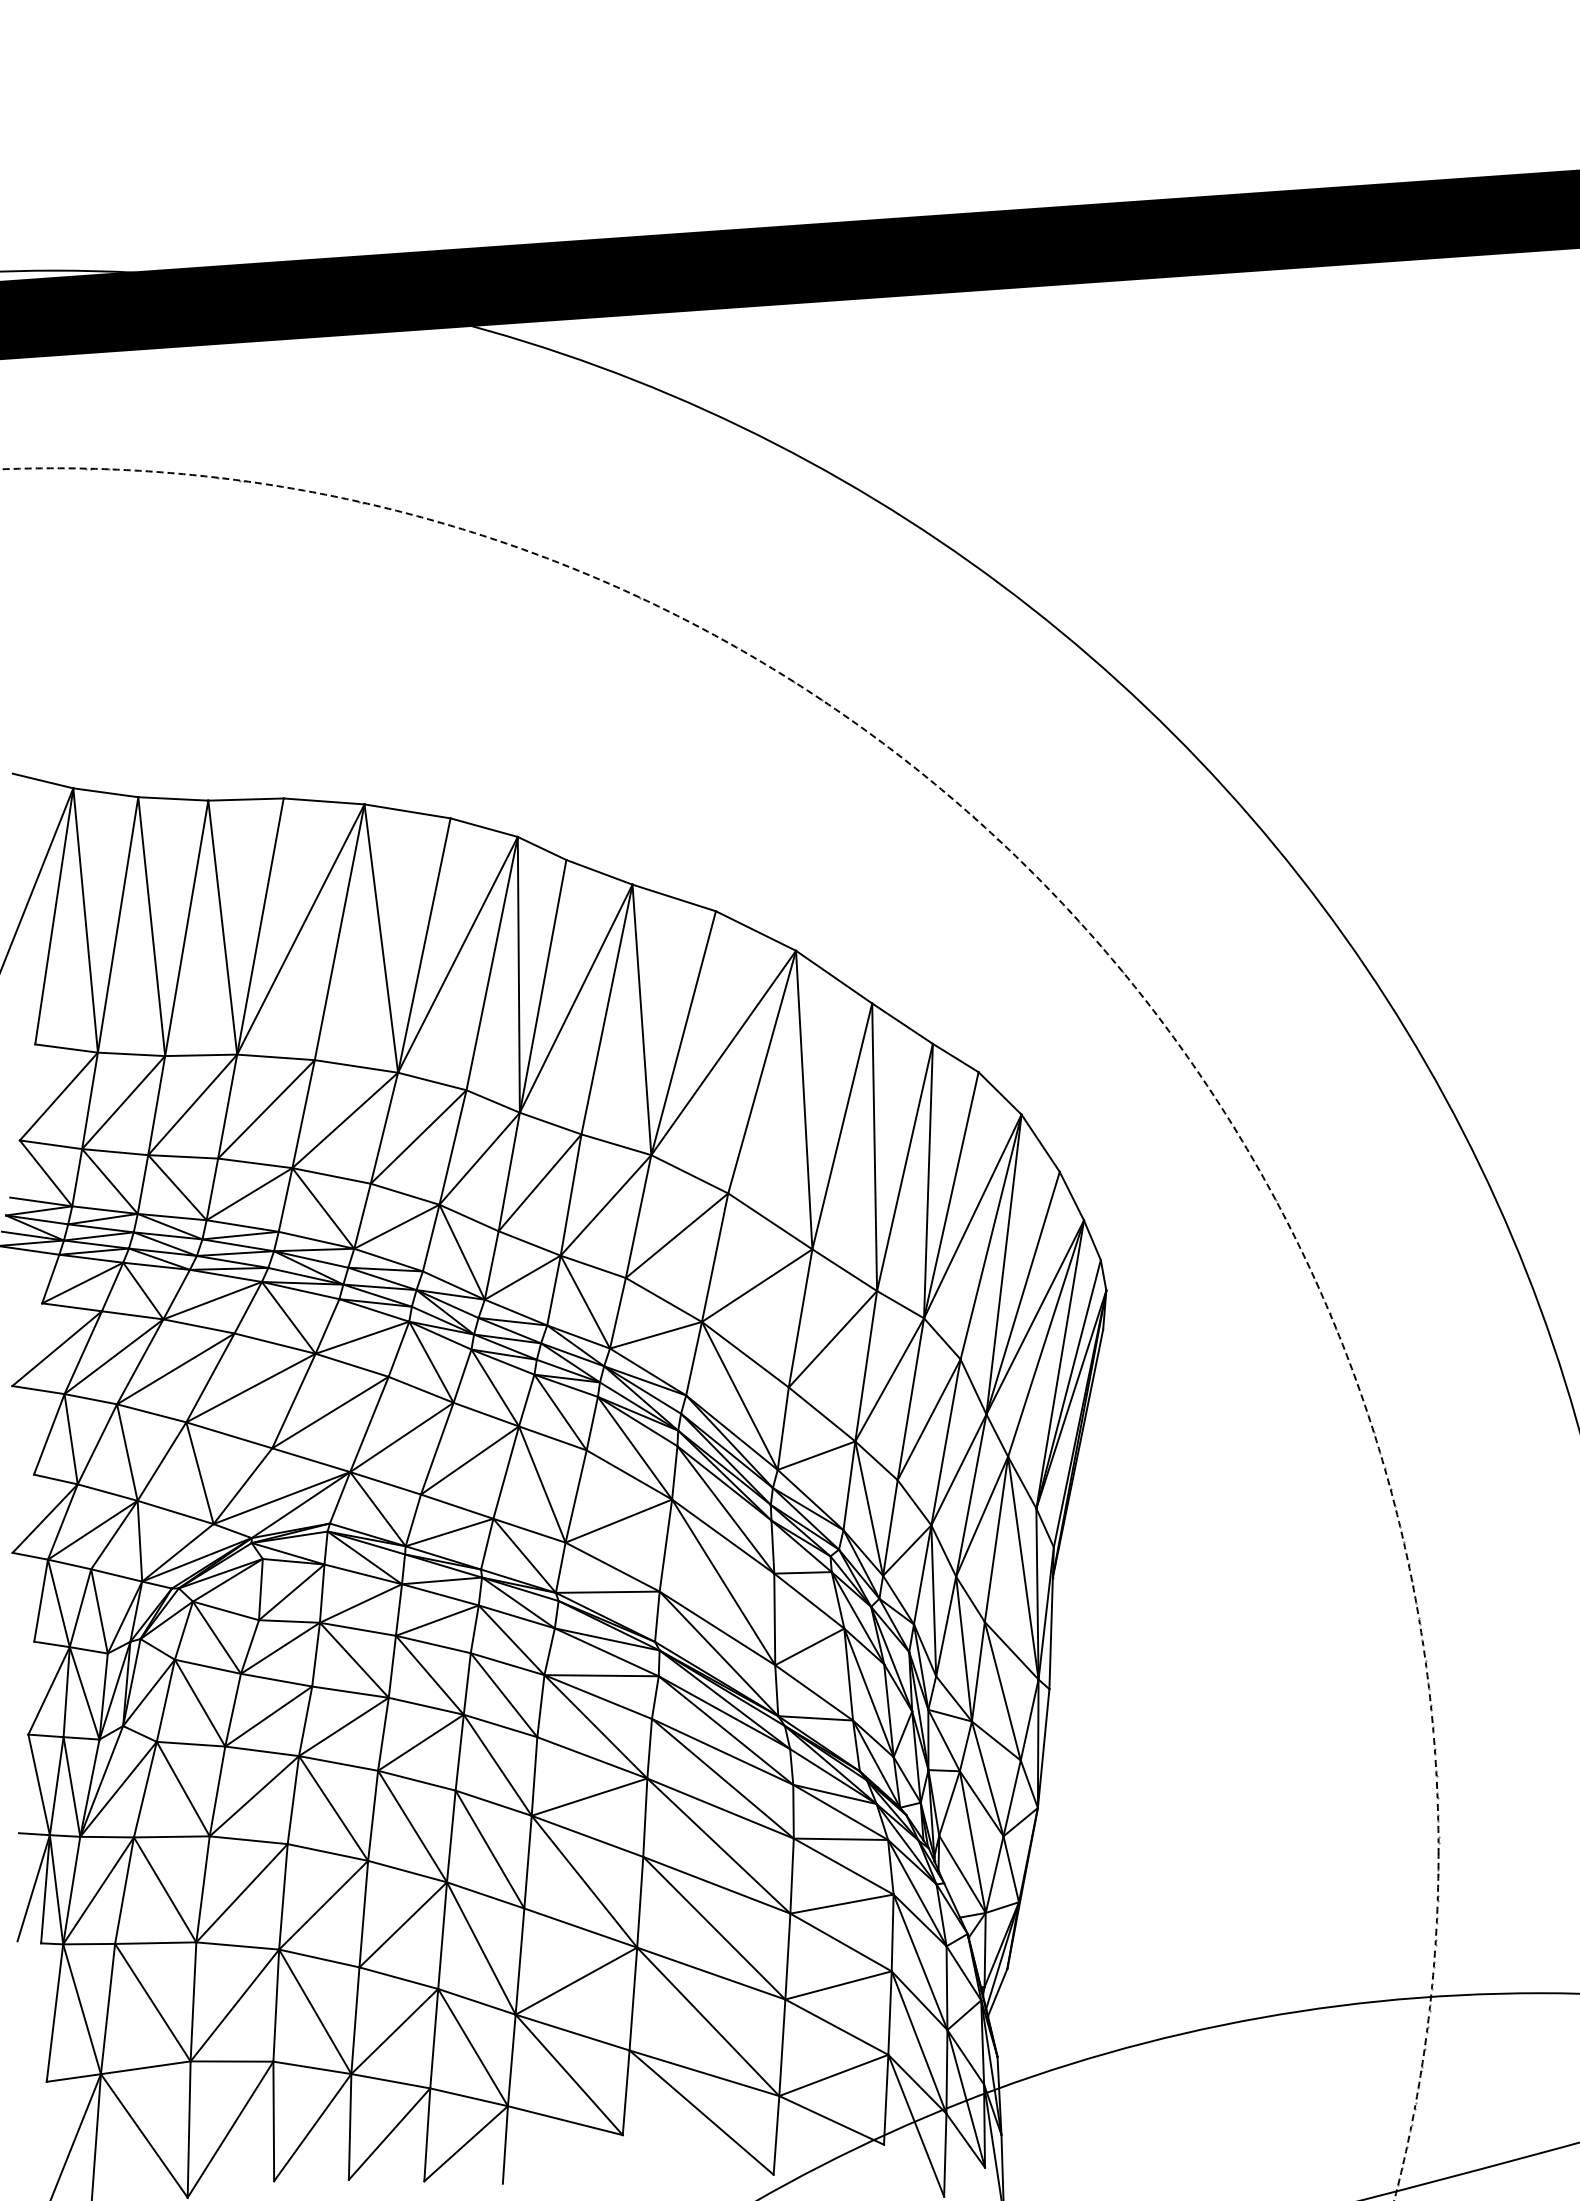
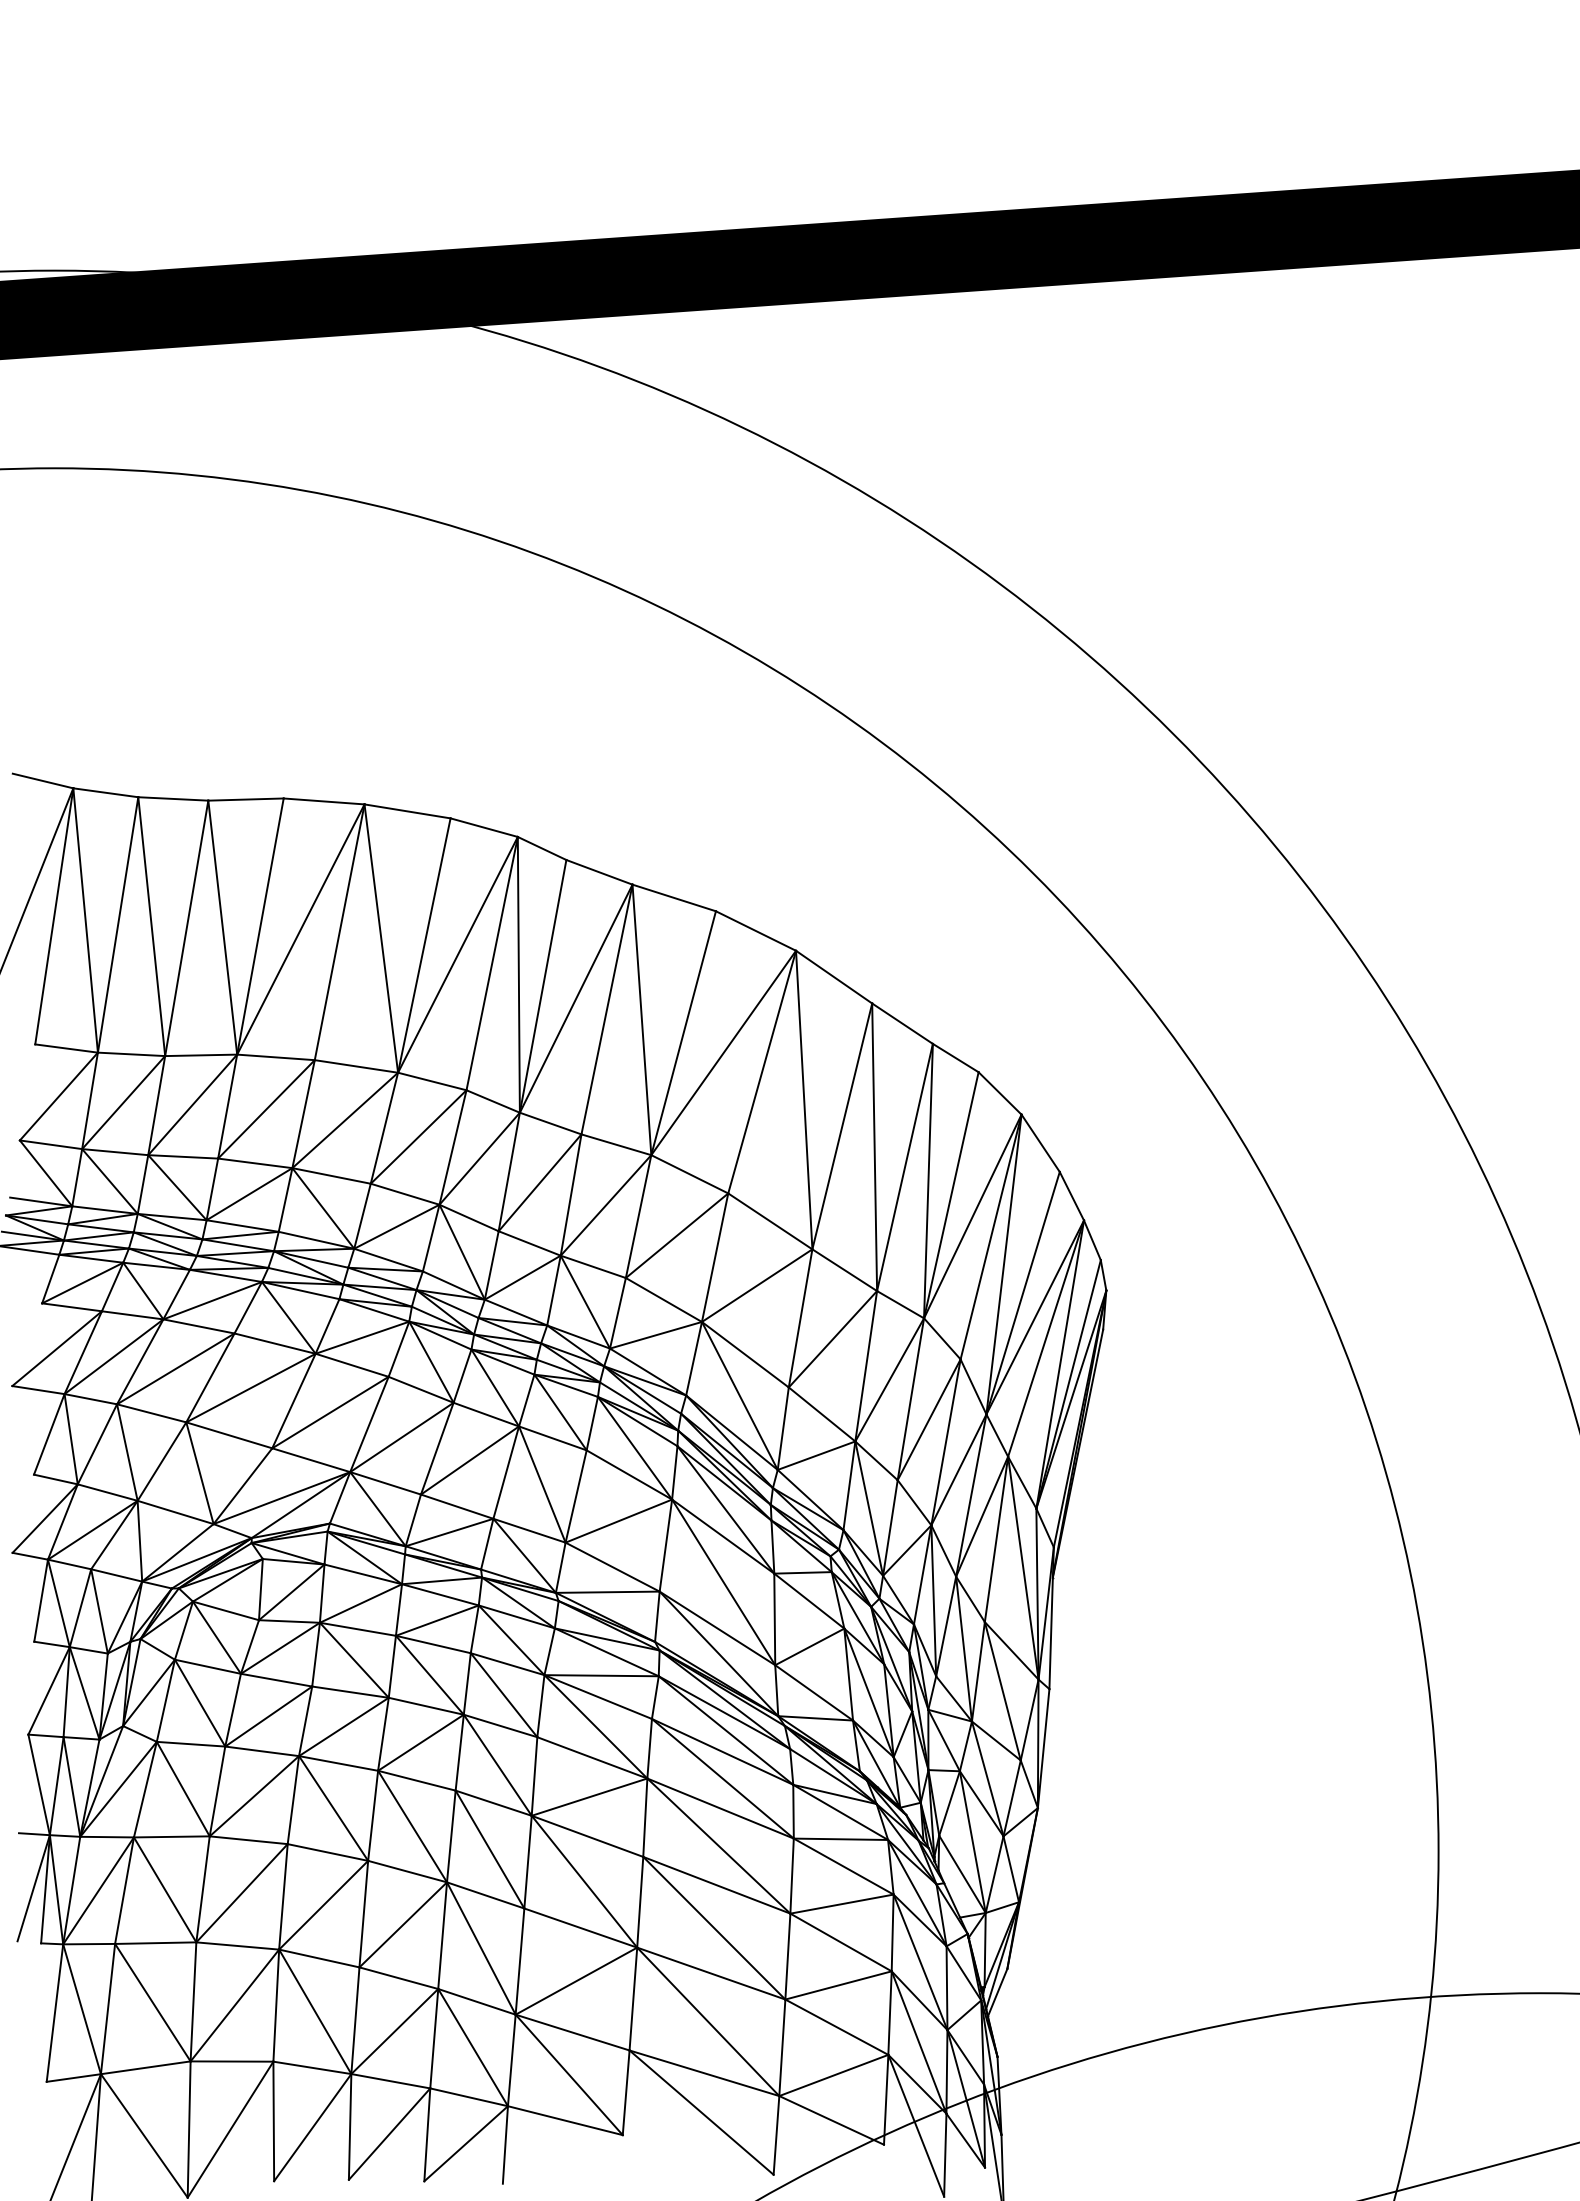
circle: dashed -> solid (719, 1334)
